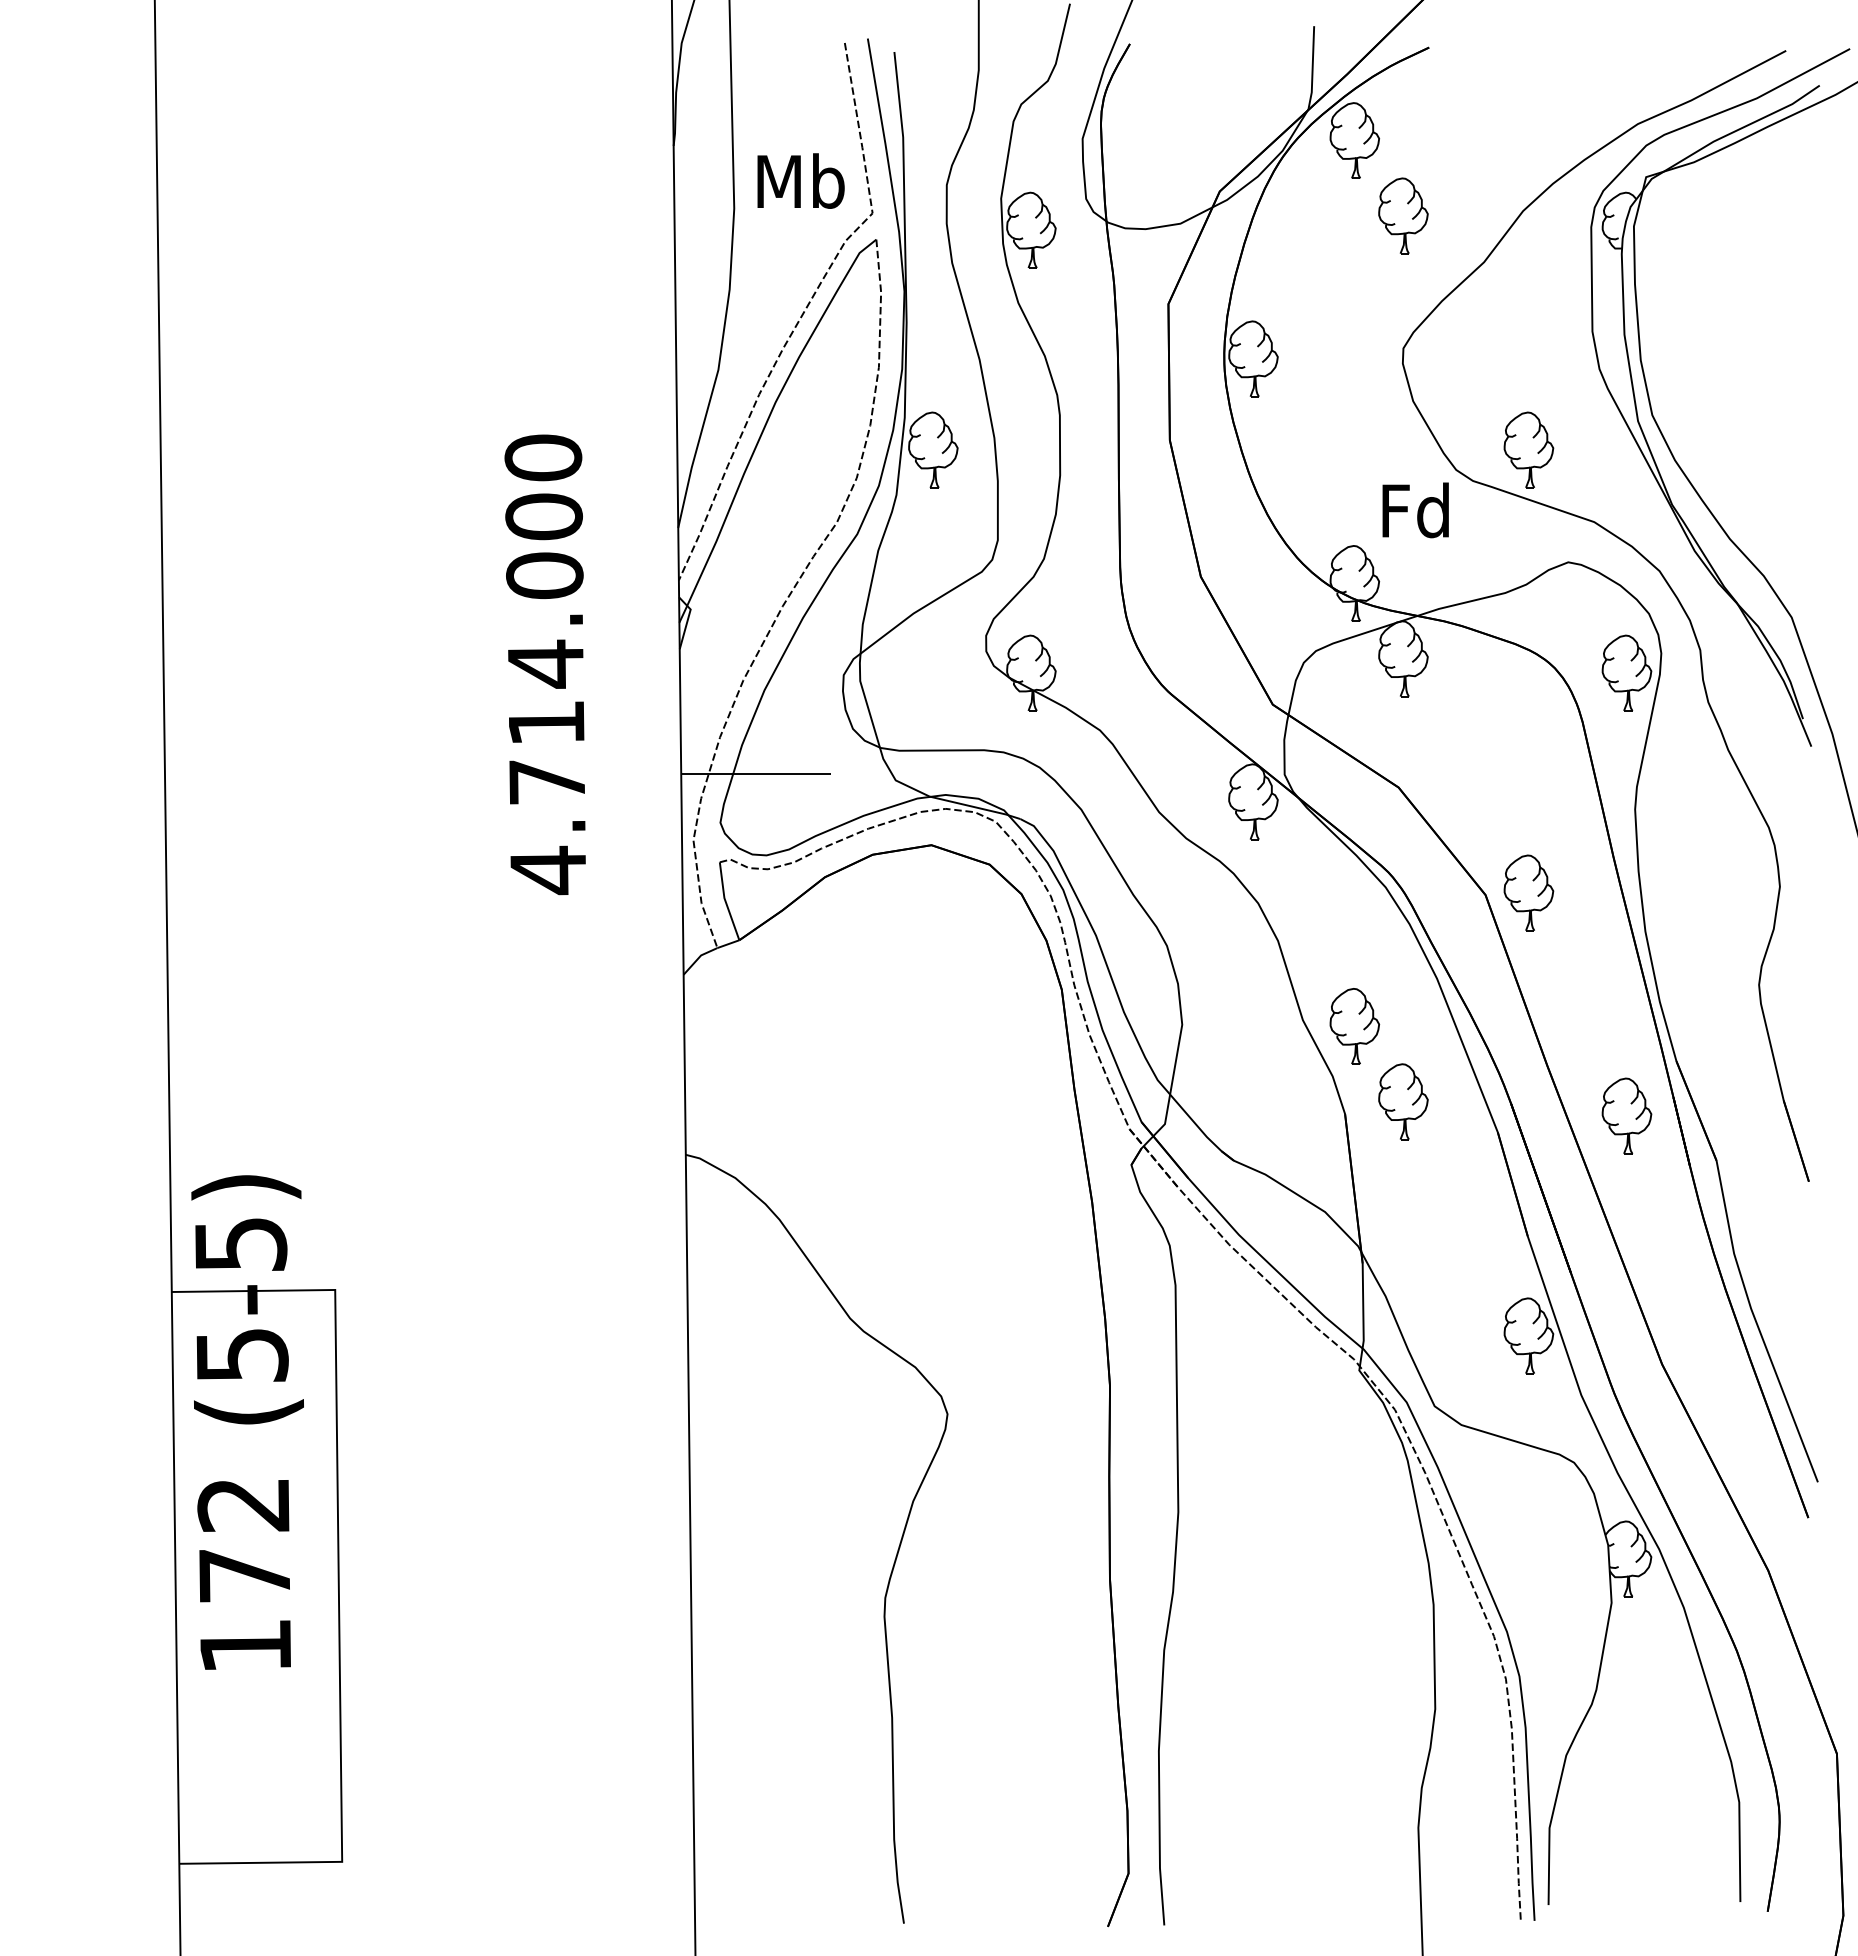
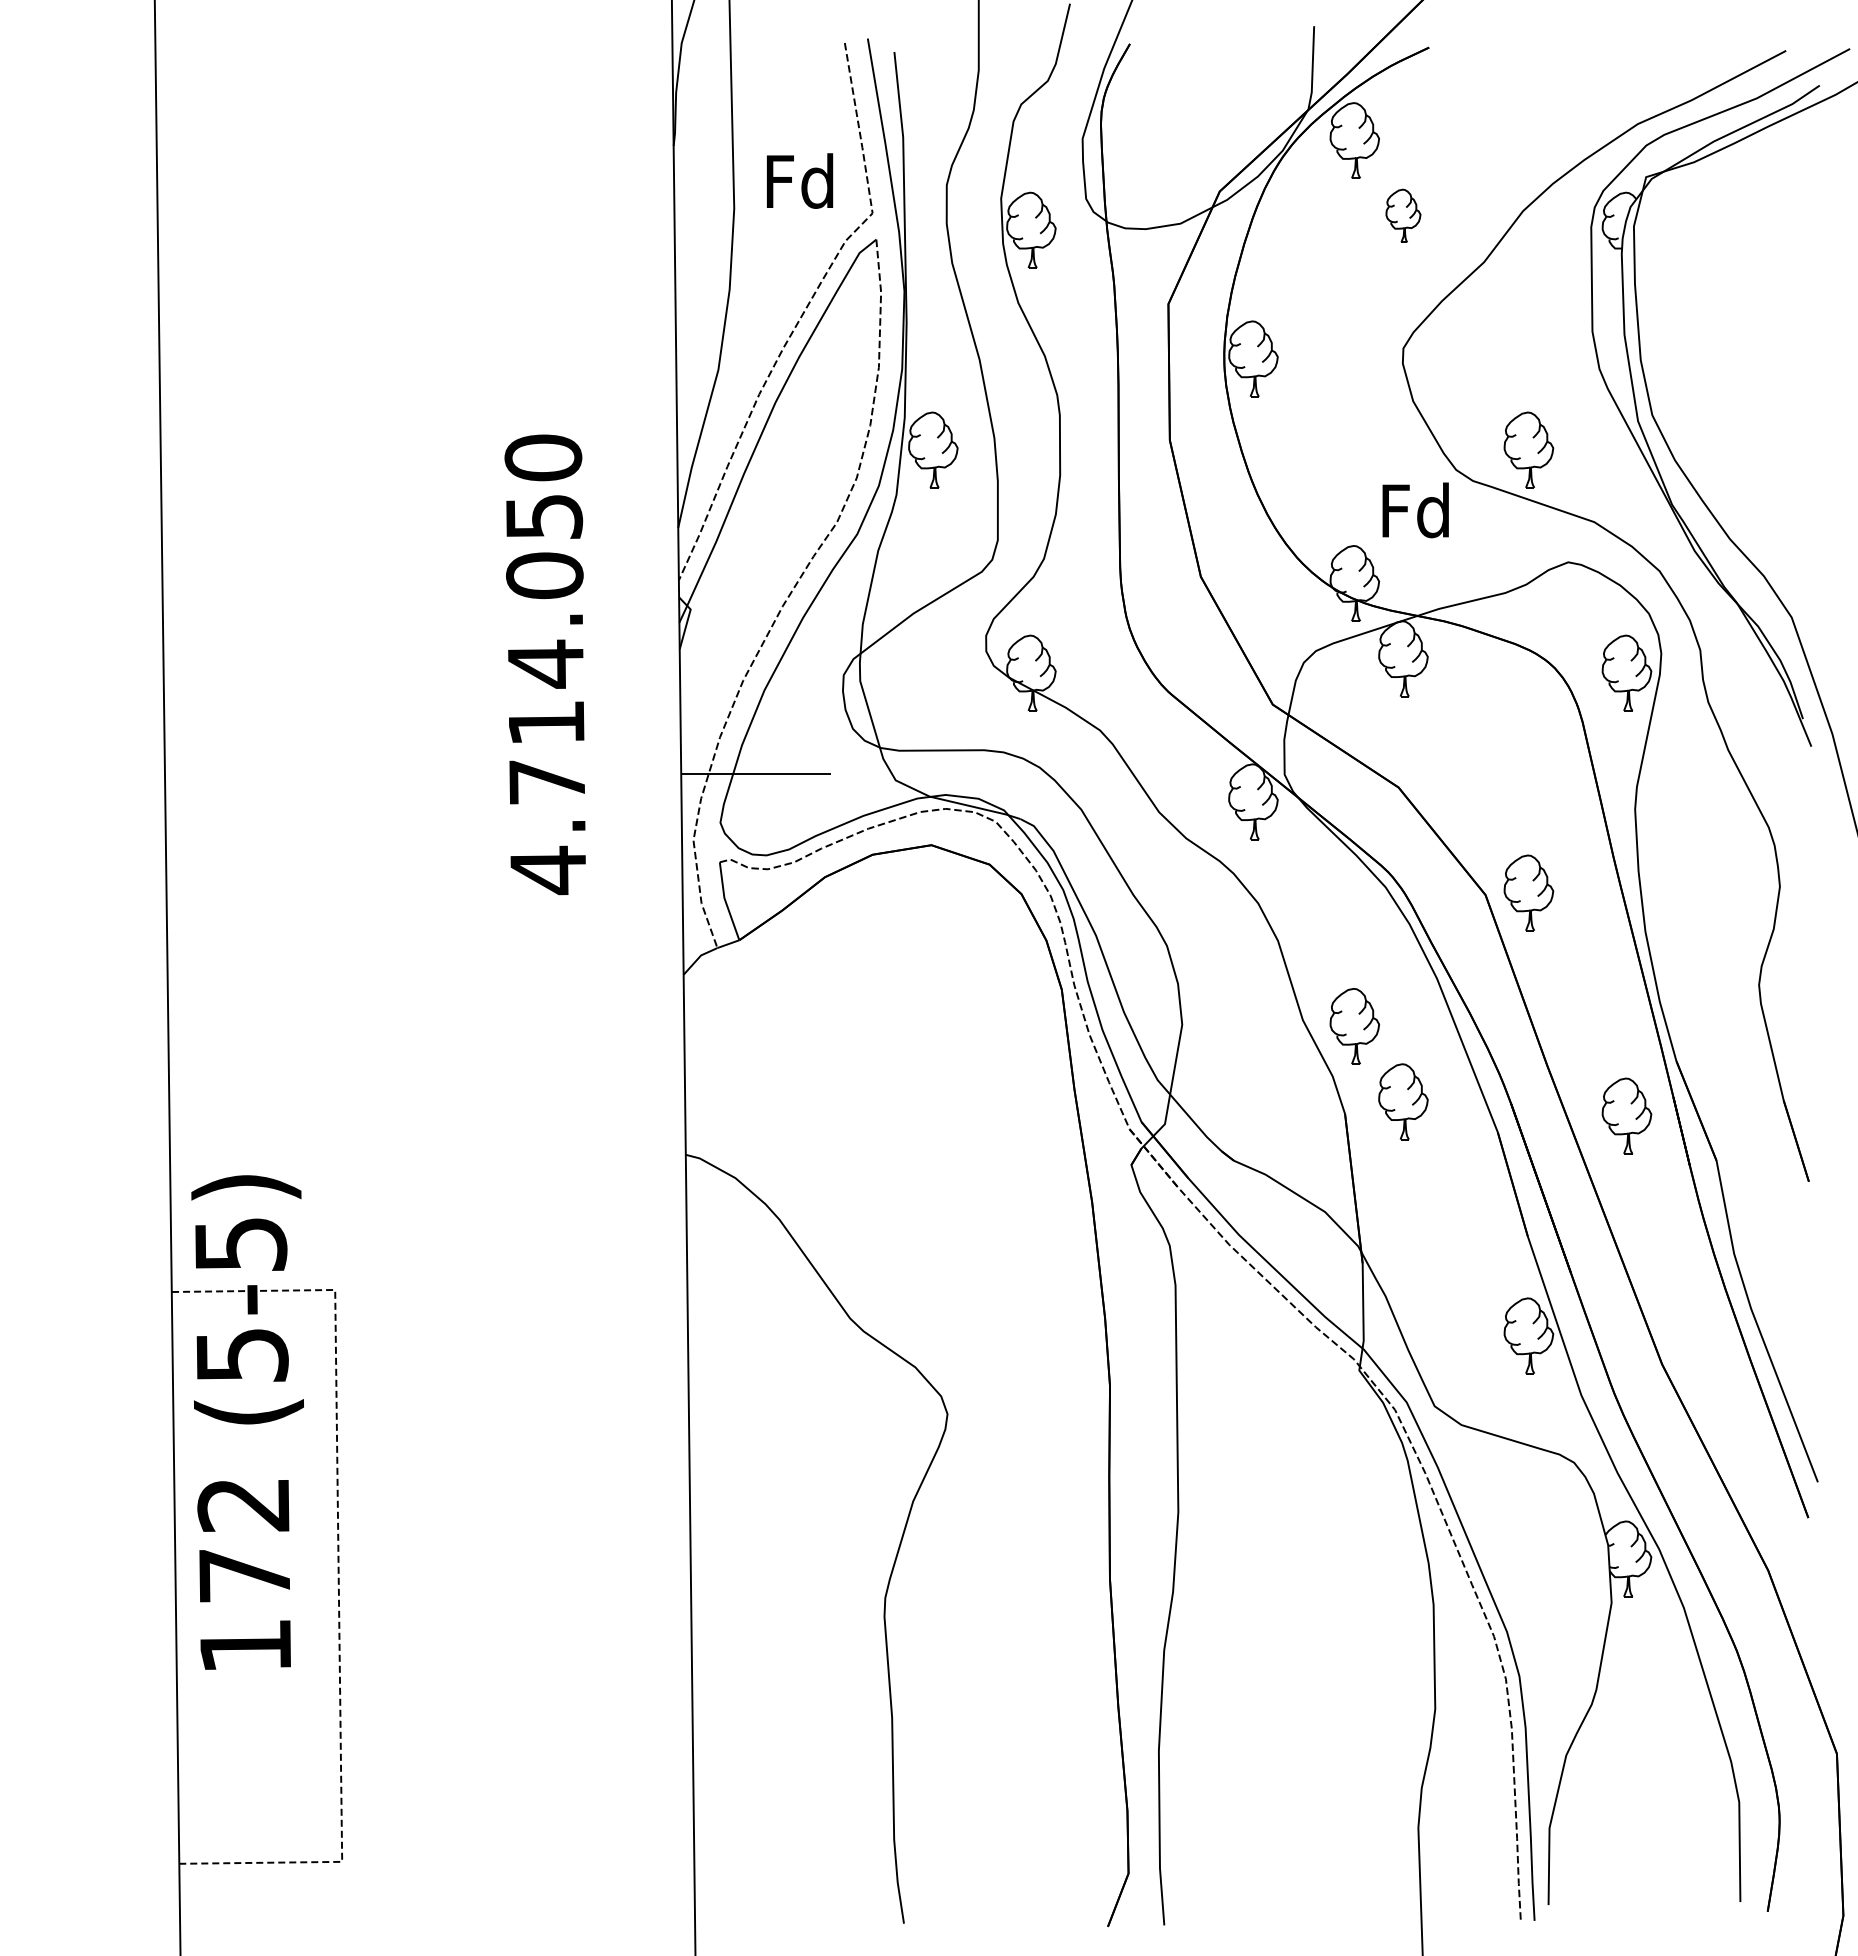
text: Mb -> Fd (800, 180)
part size: 51x78 px -> 37x55 px (1403, 215)
text: 4.714.000 -> 4.714.050 (544, 516)
line: solid -> dashed (338, 1574)
